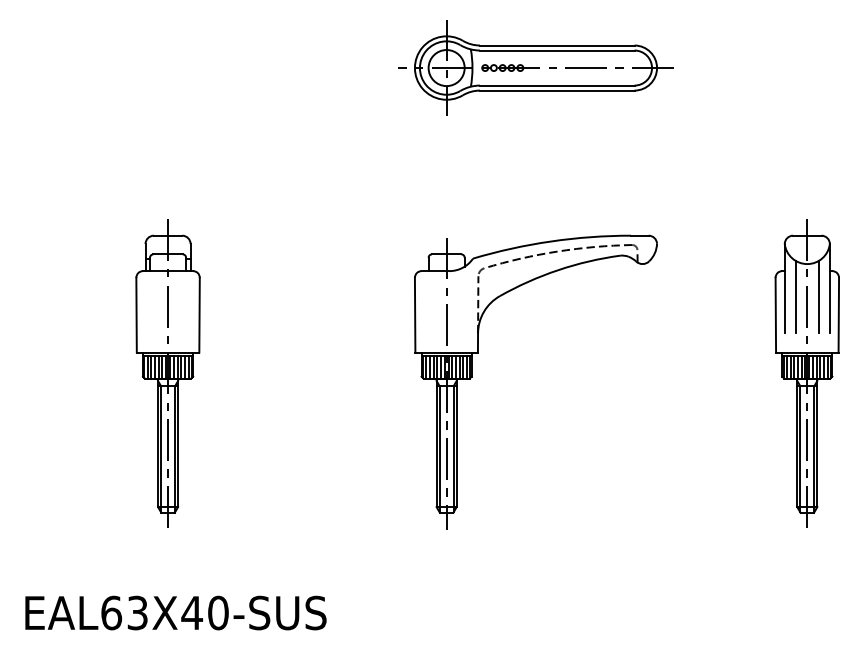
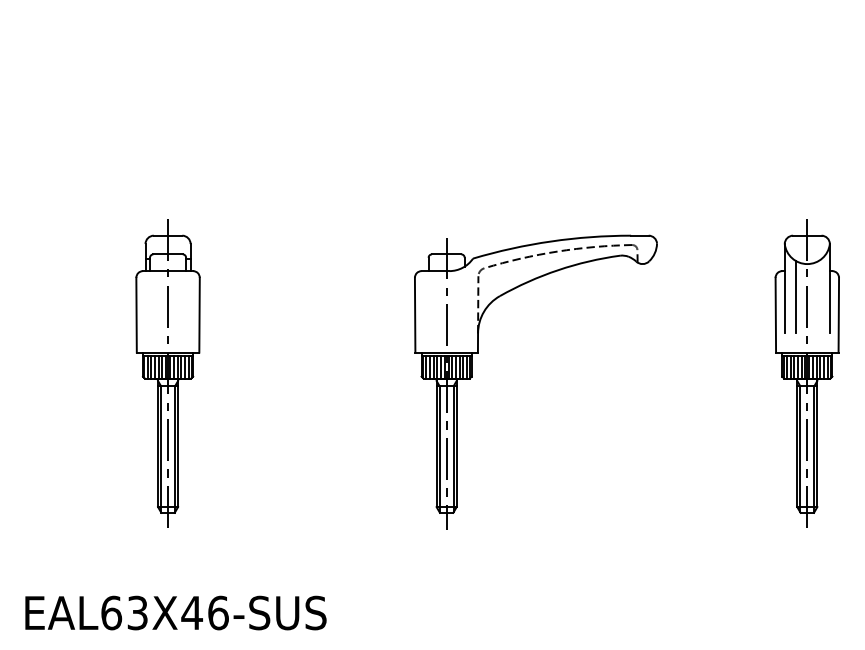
part: present -> none (535, 67)
line: present -> none (819, 296)
text: EAL63X40-SUS -> EAL63X46-SUS (218, 612)
